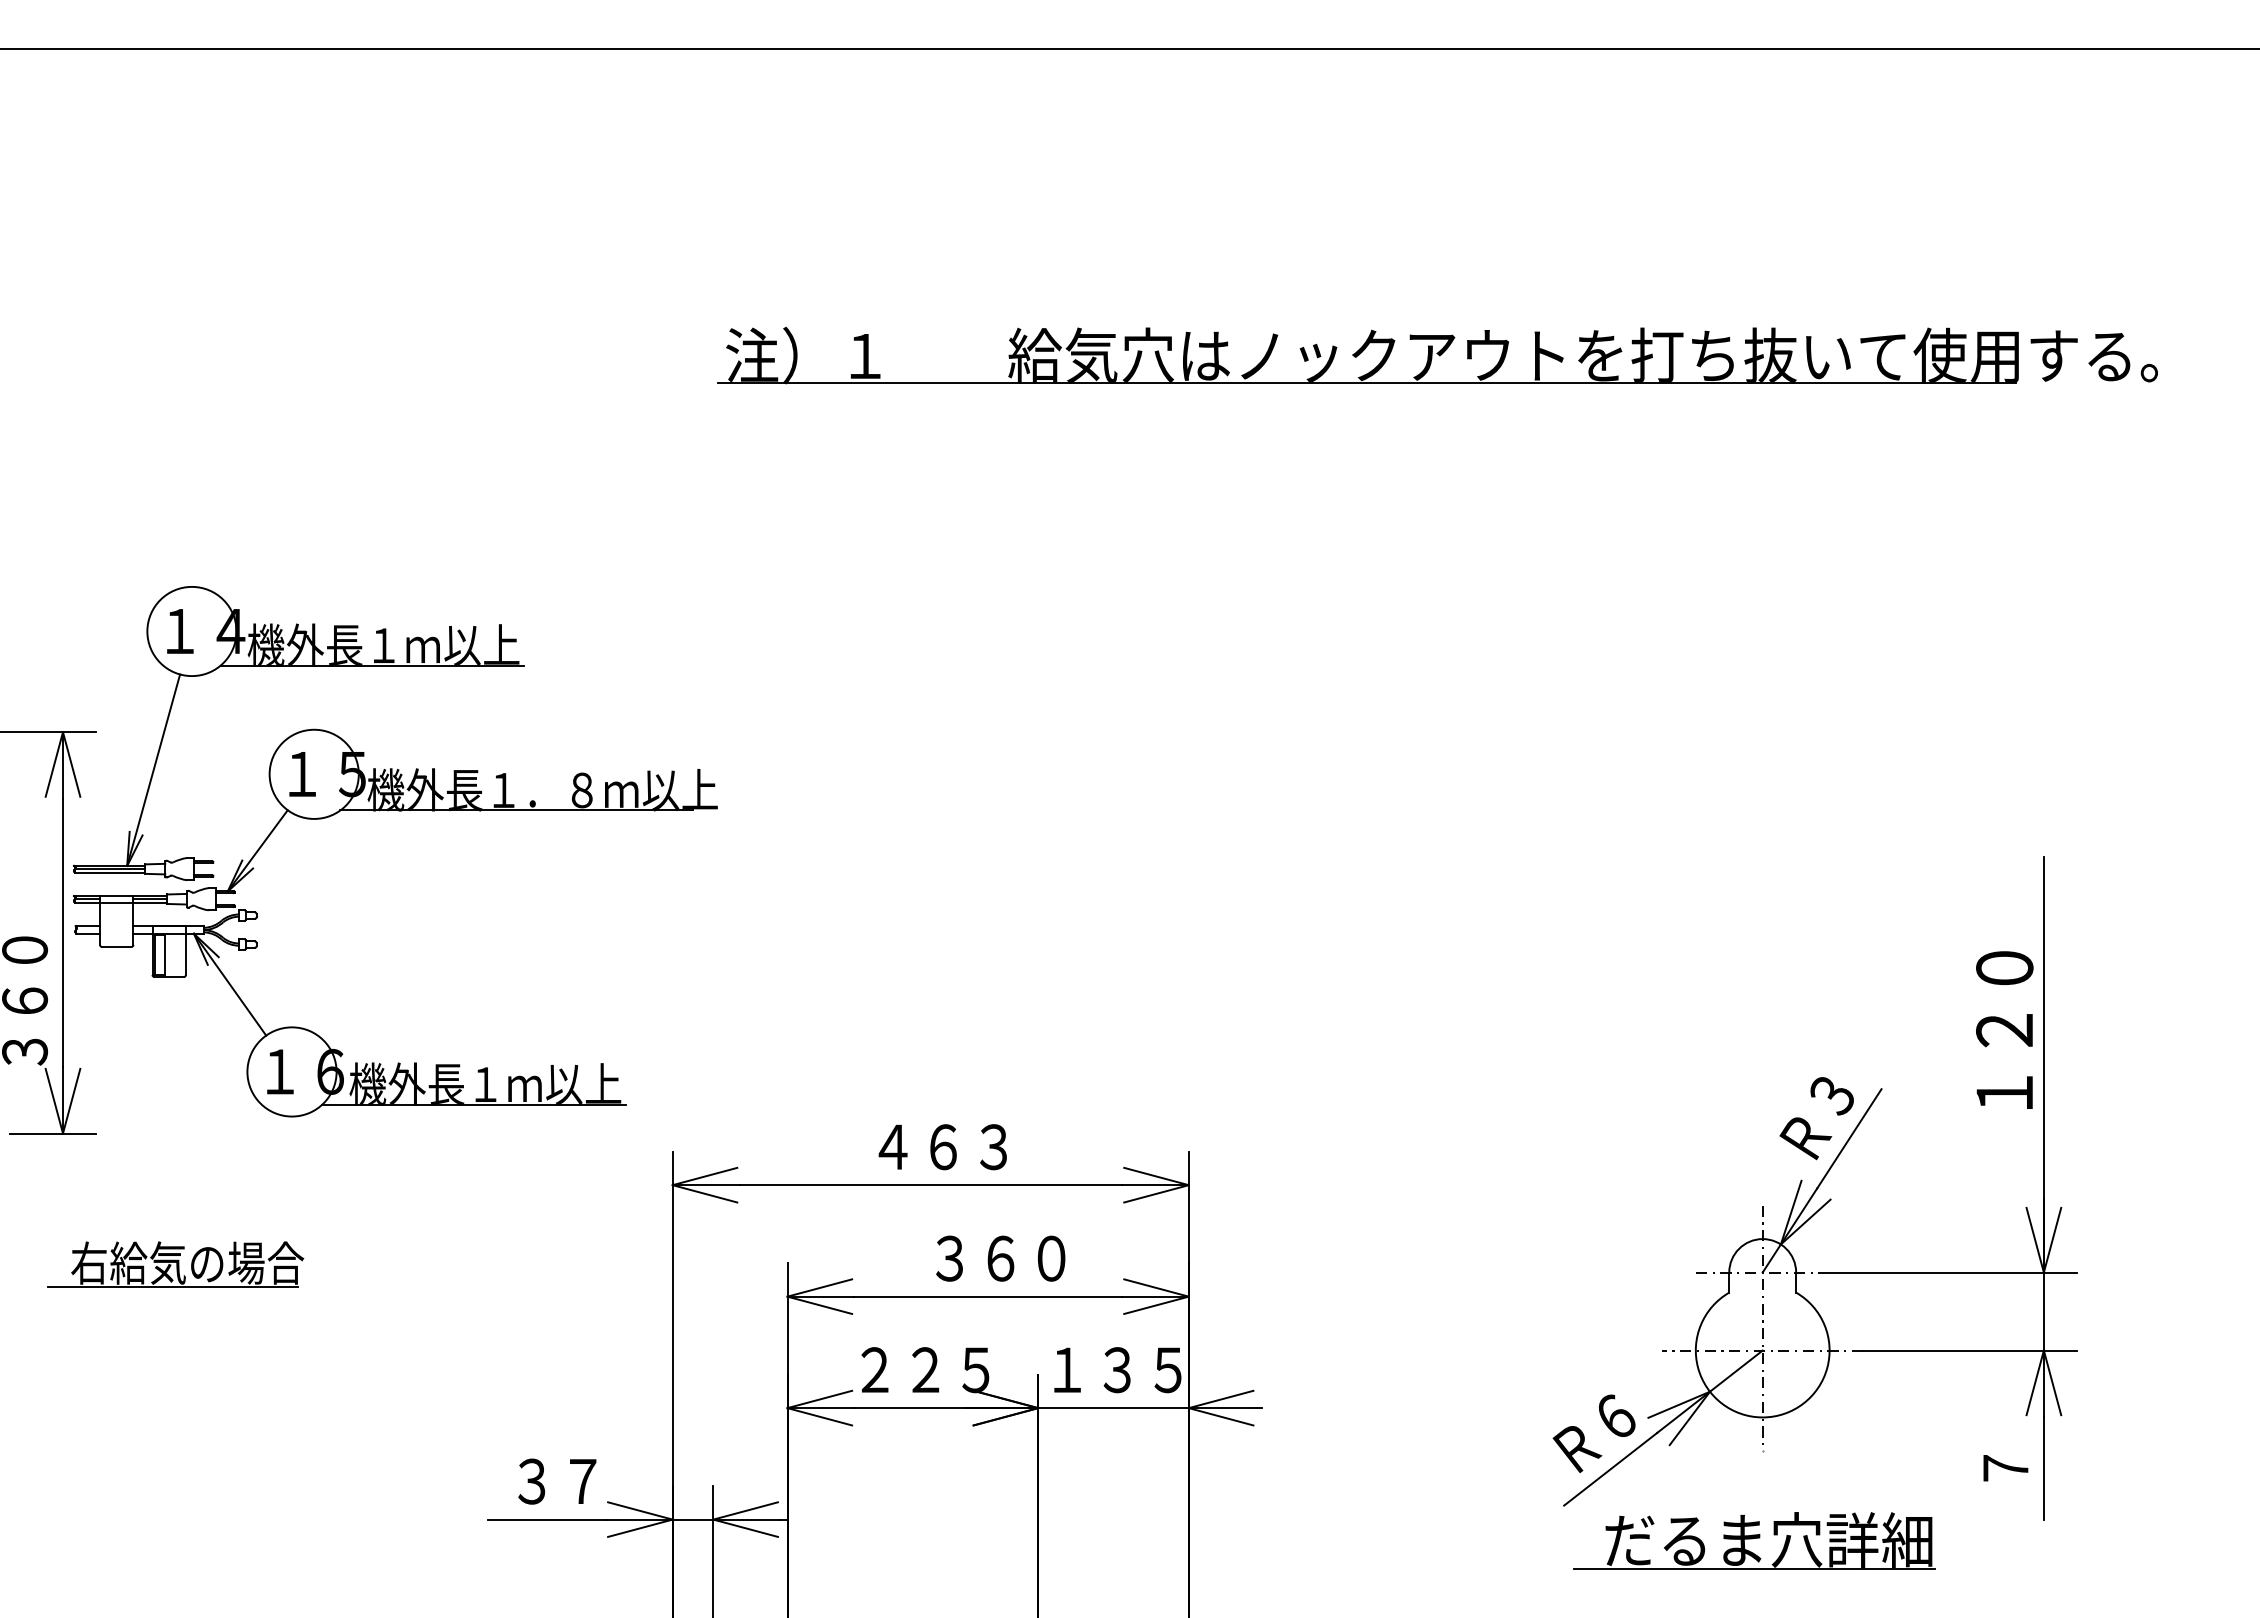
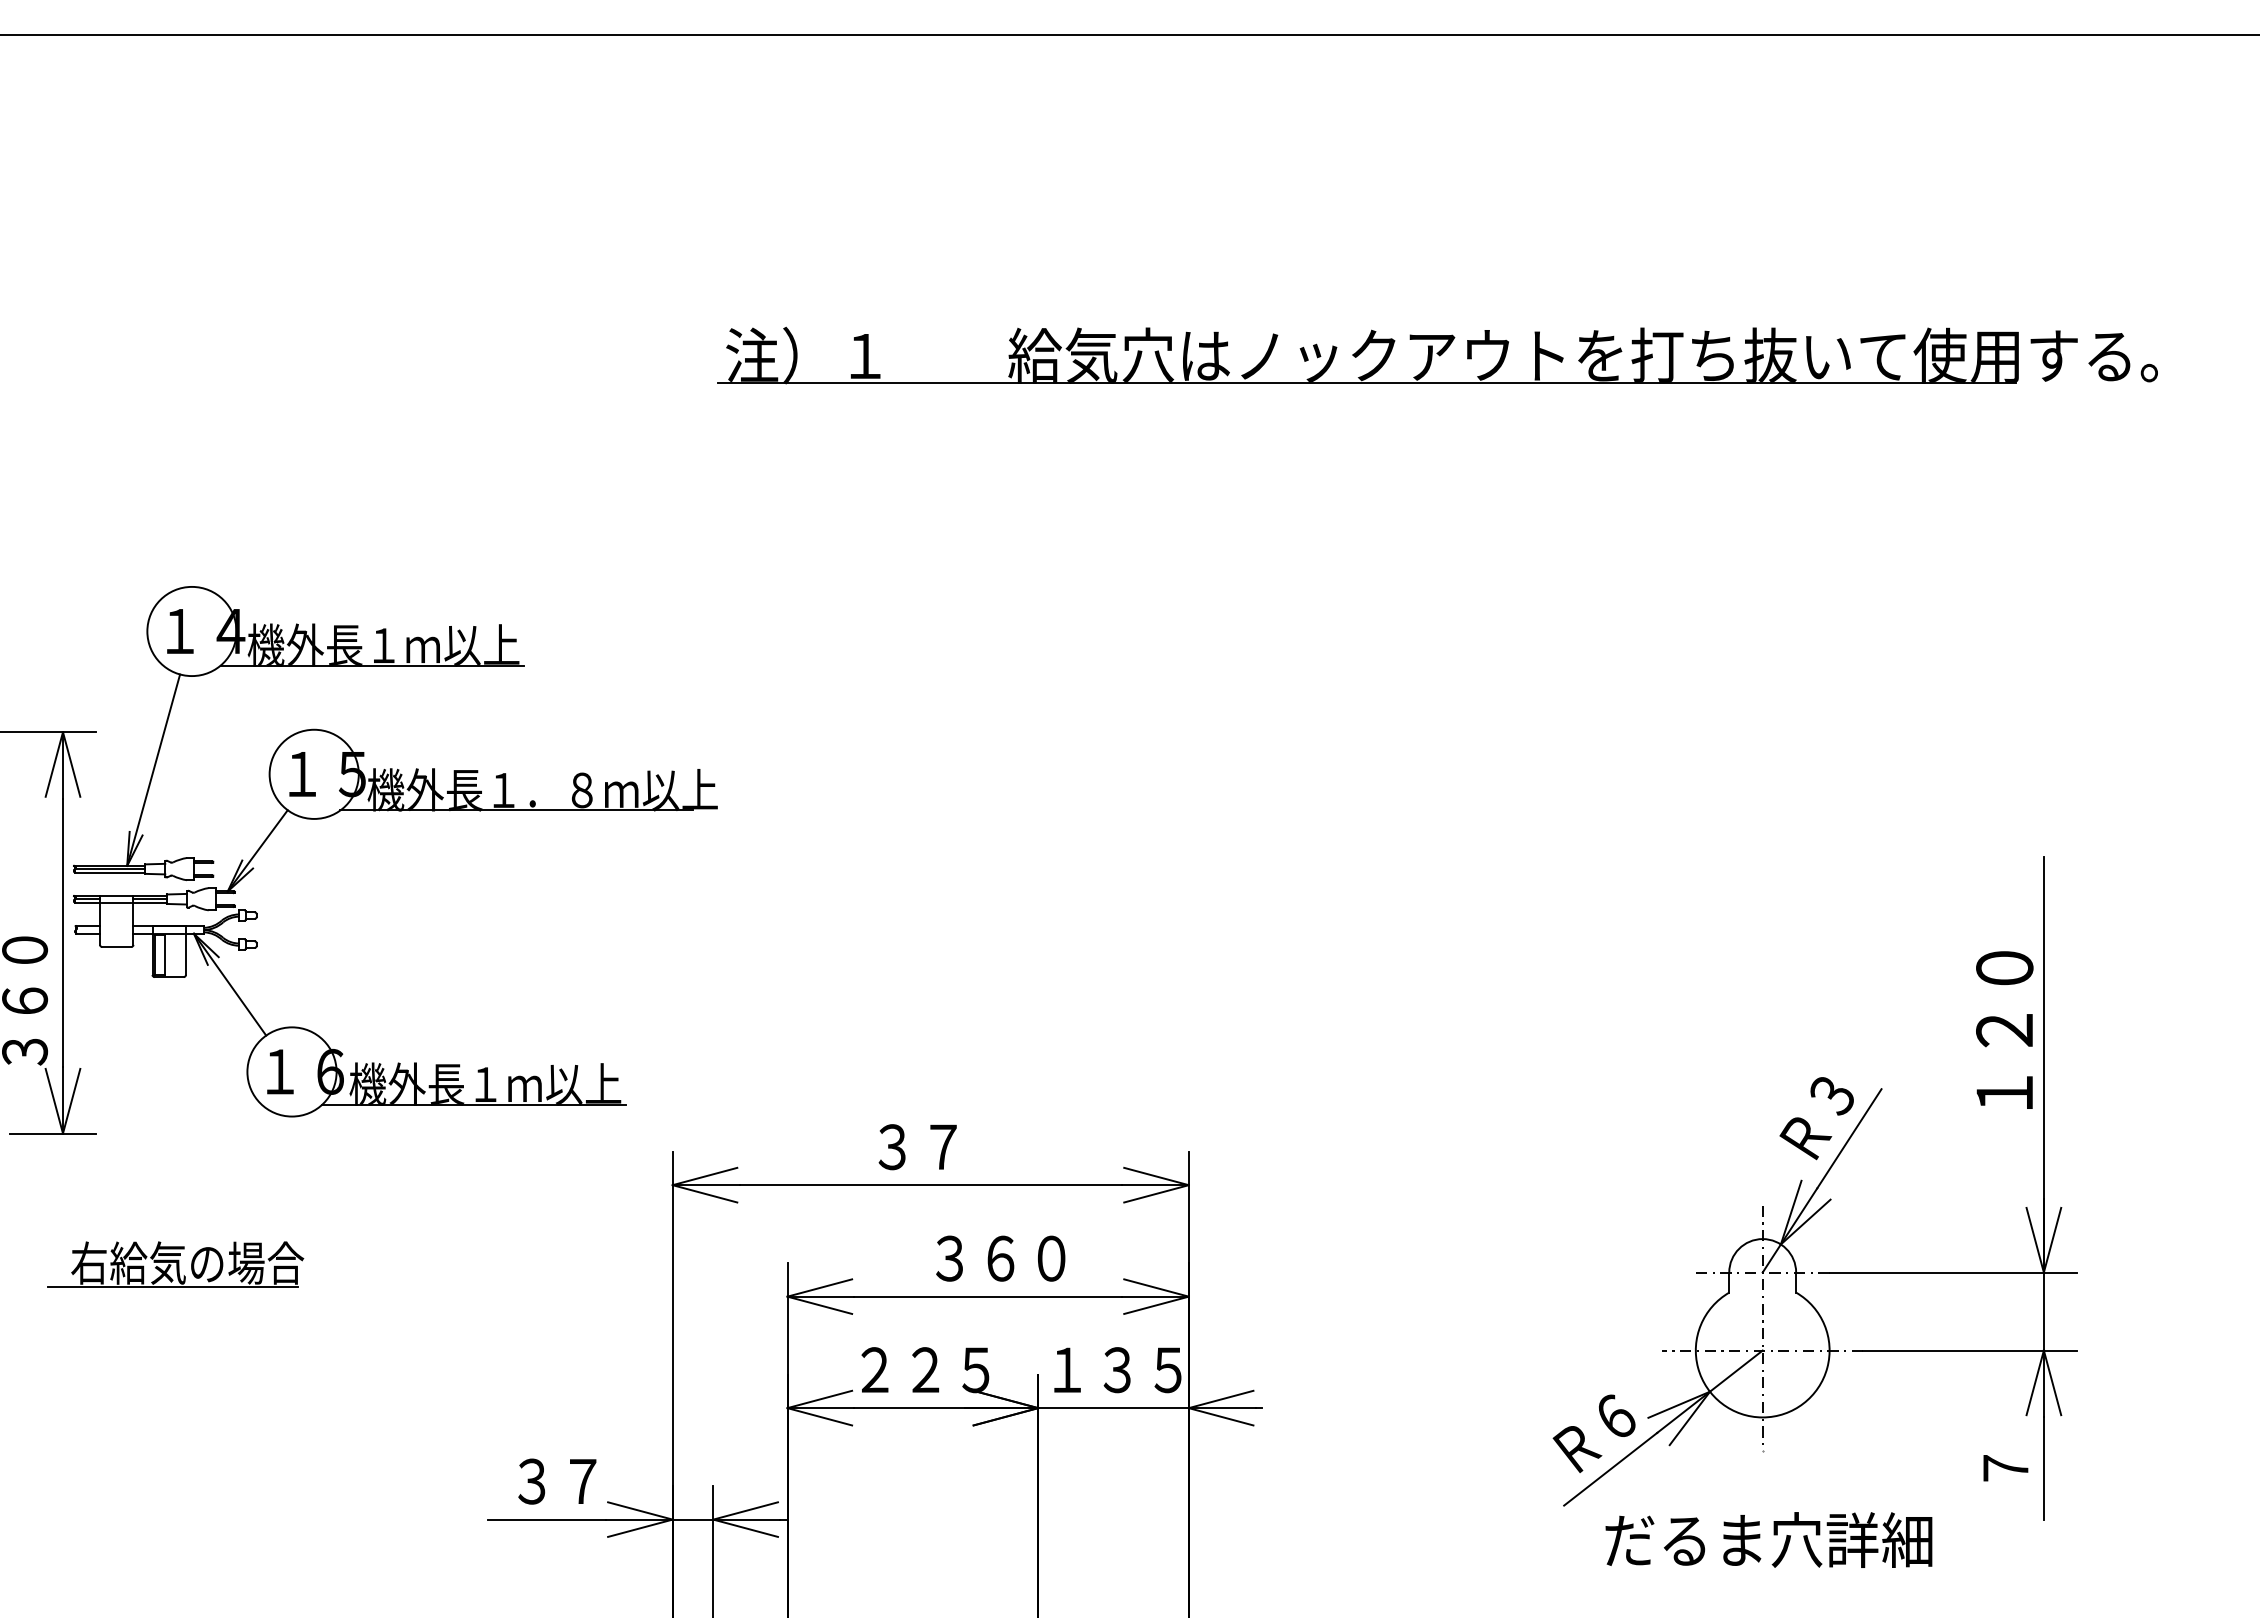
line position: (1129, 48) -> (1129, 34) (1129, 34)
text: ４６３ -> ３７ (942, 1147)
line: present -> none (1754, 1568)
